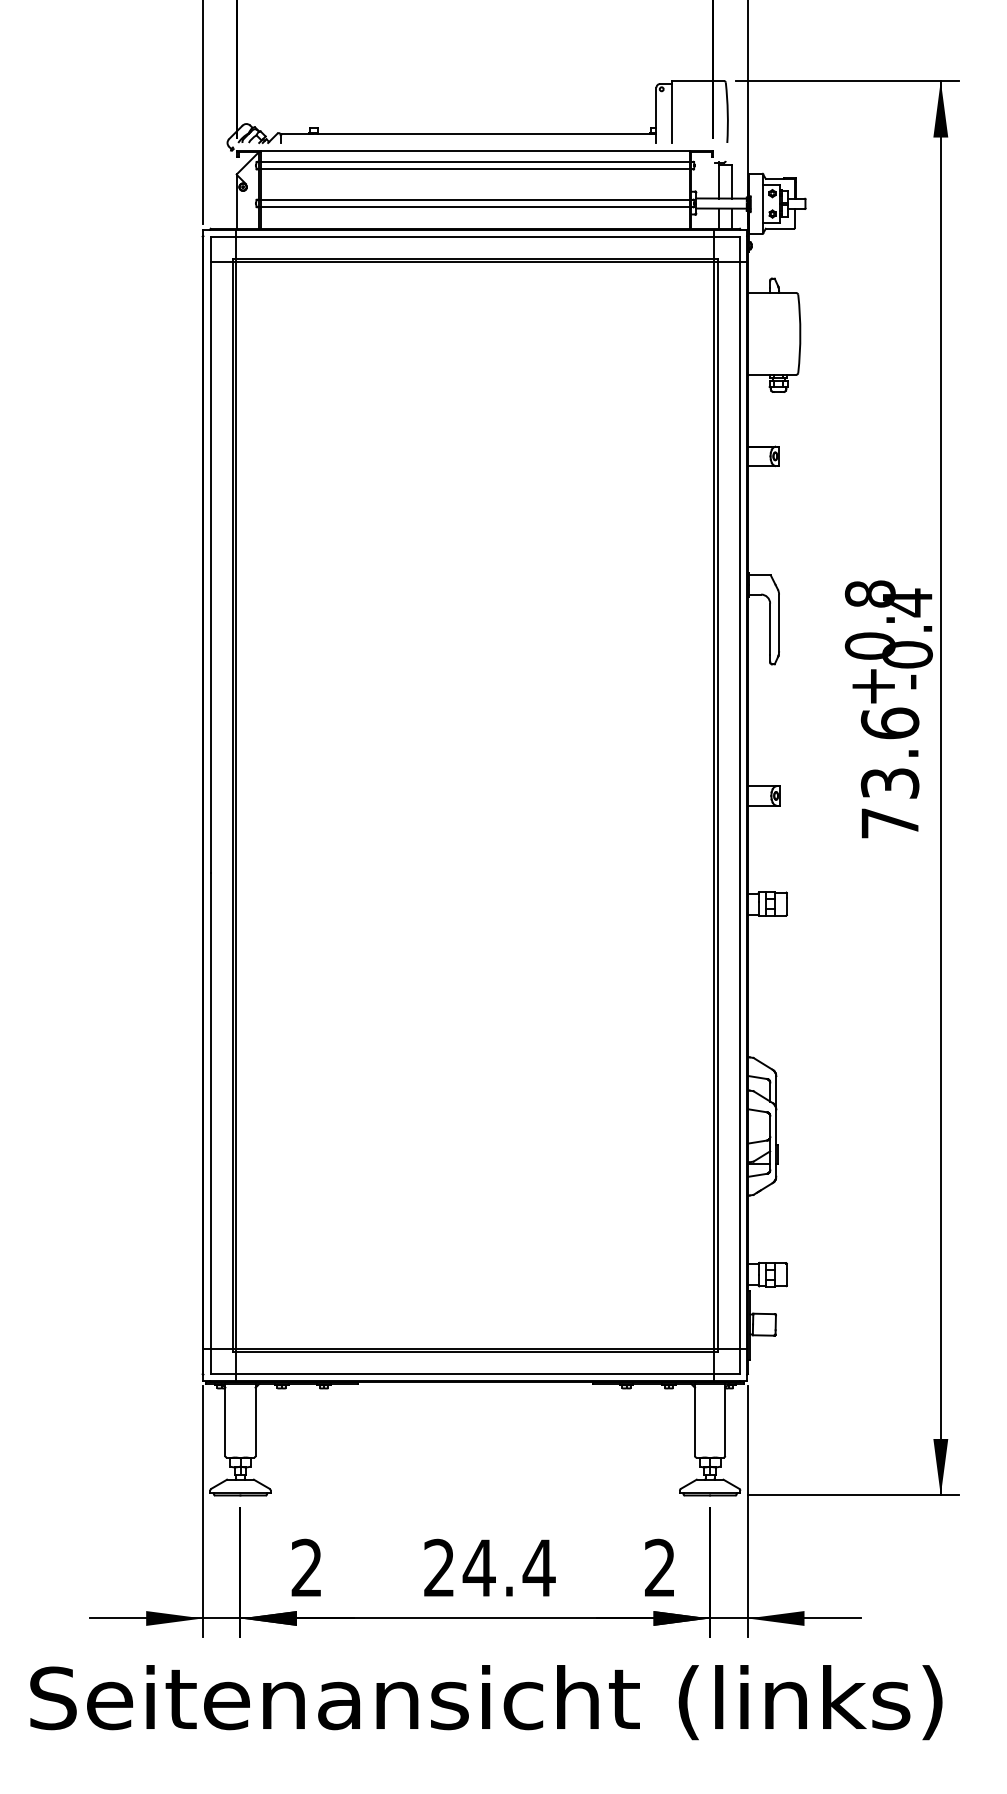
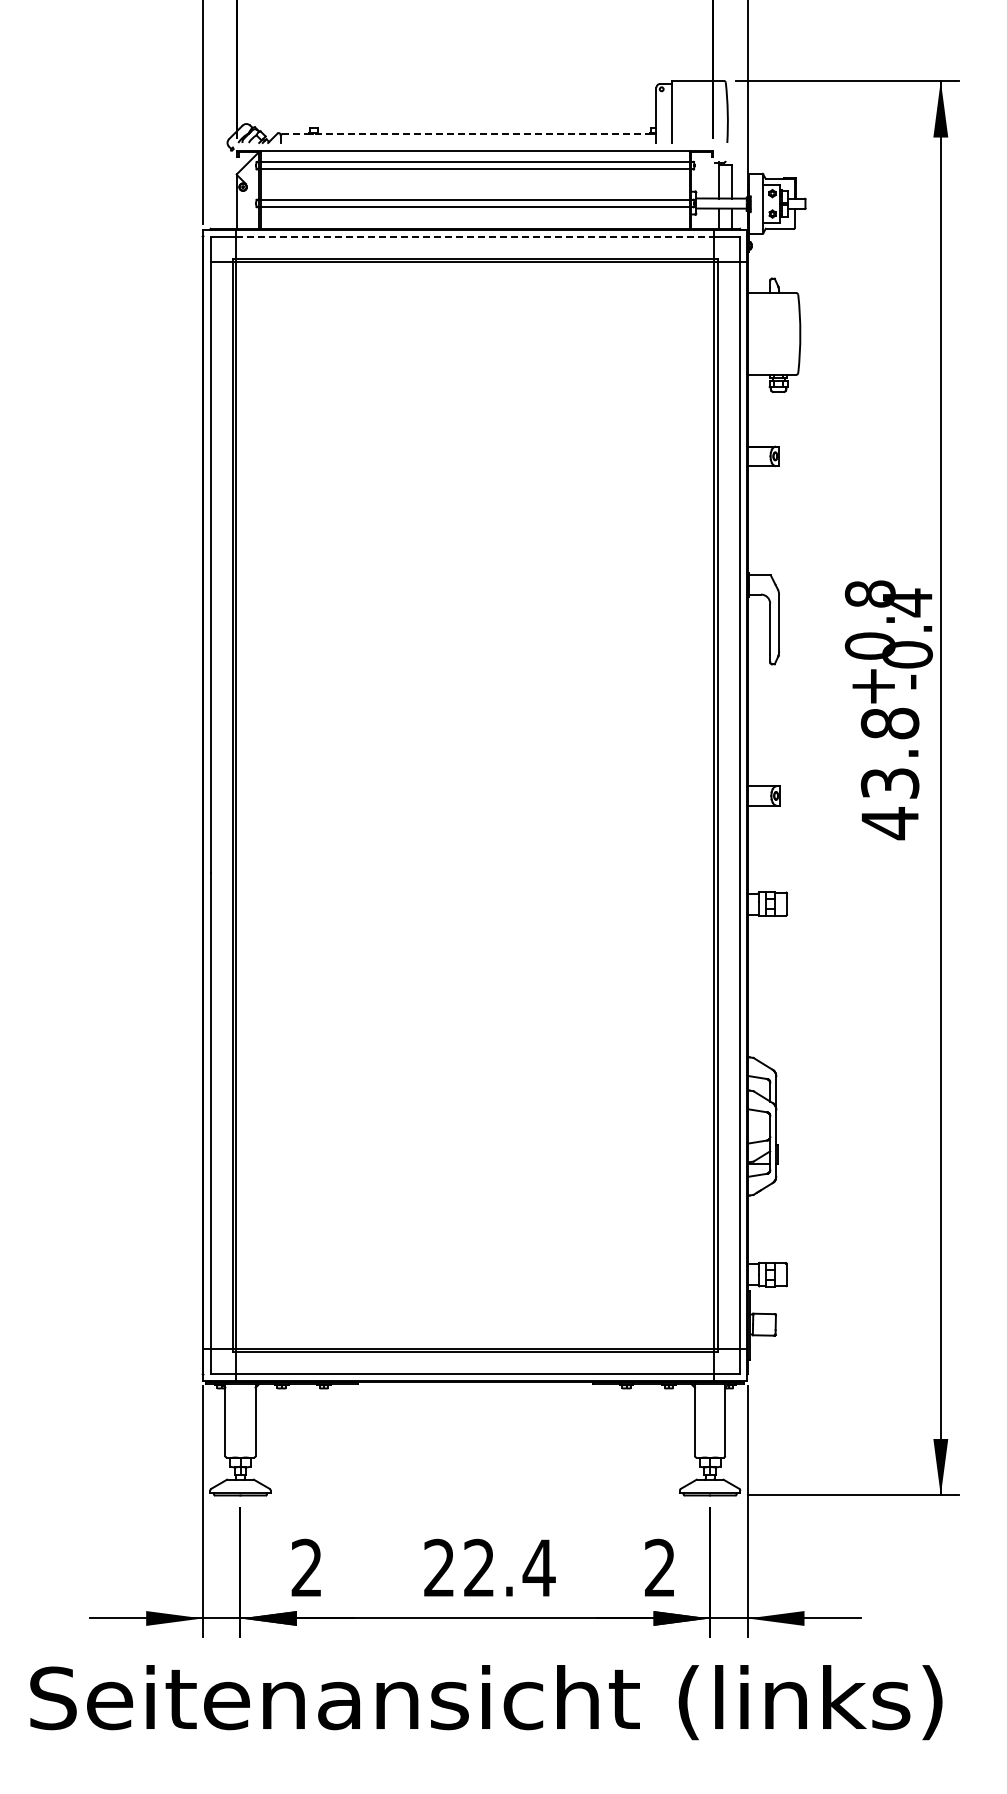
line: solid -> dashed (469, 134)
line: solid -> dashed (475, 236)
text: 73.6 -> 43.8 (889, 773)
text: 24.4 -> 22.4 (478, 1567)
